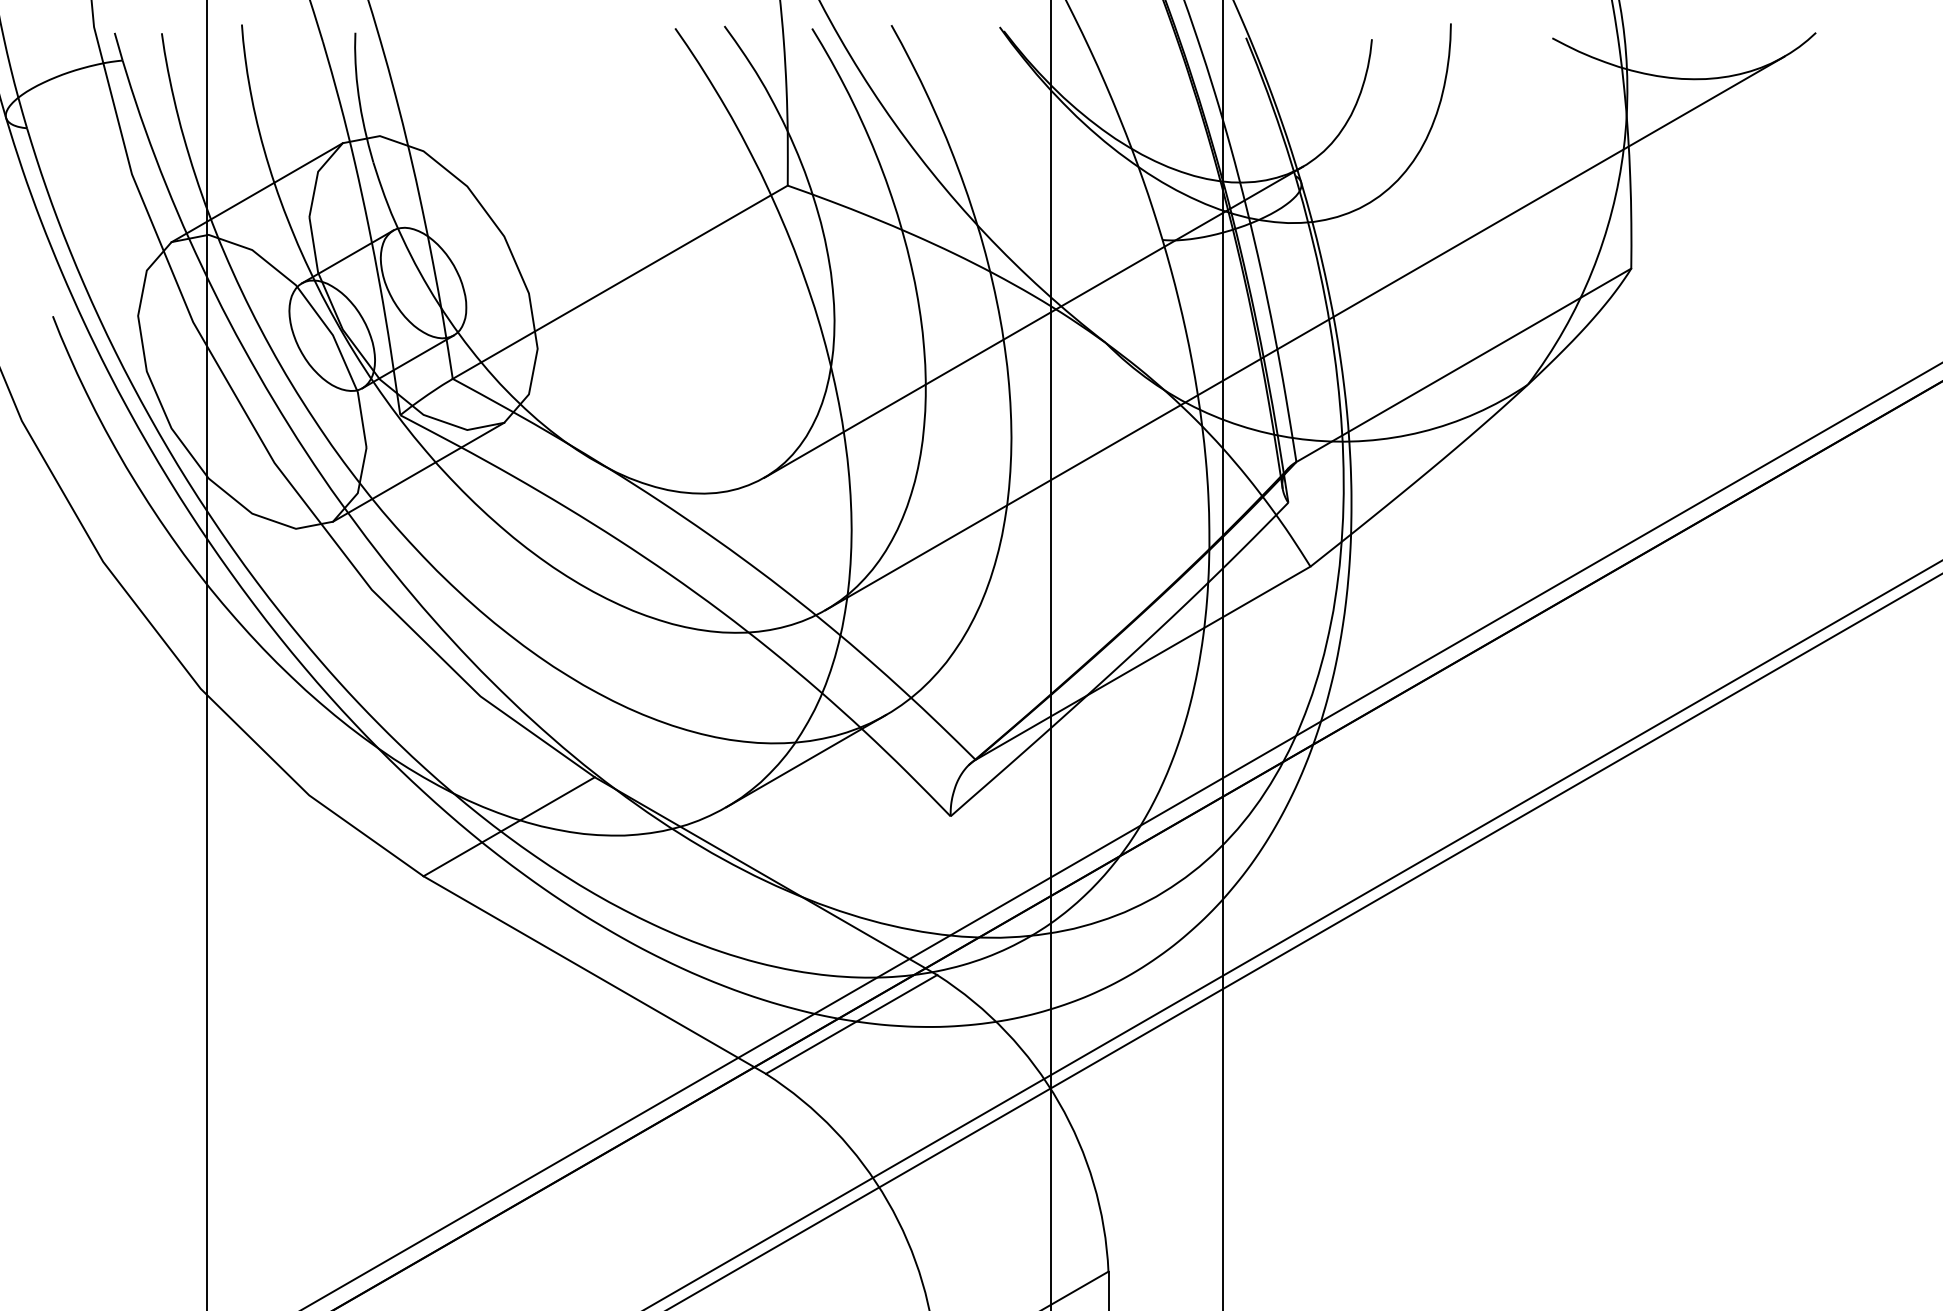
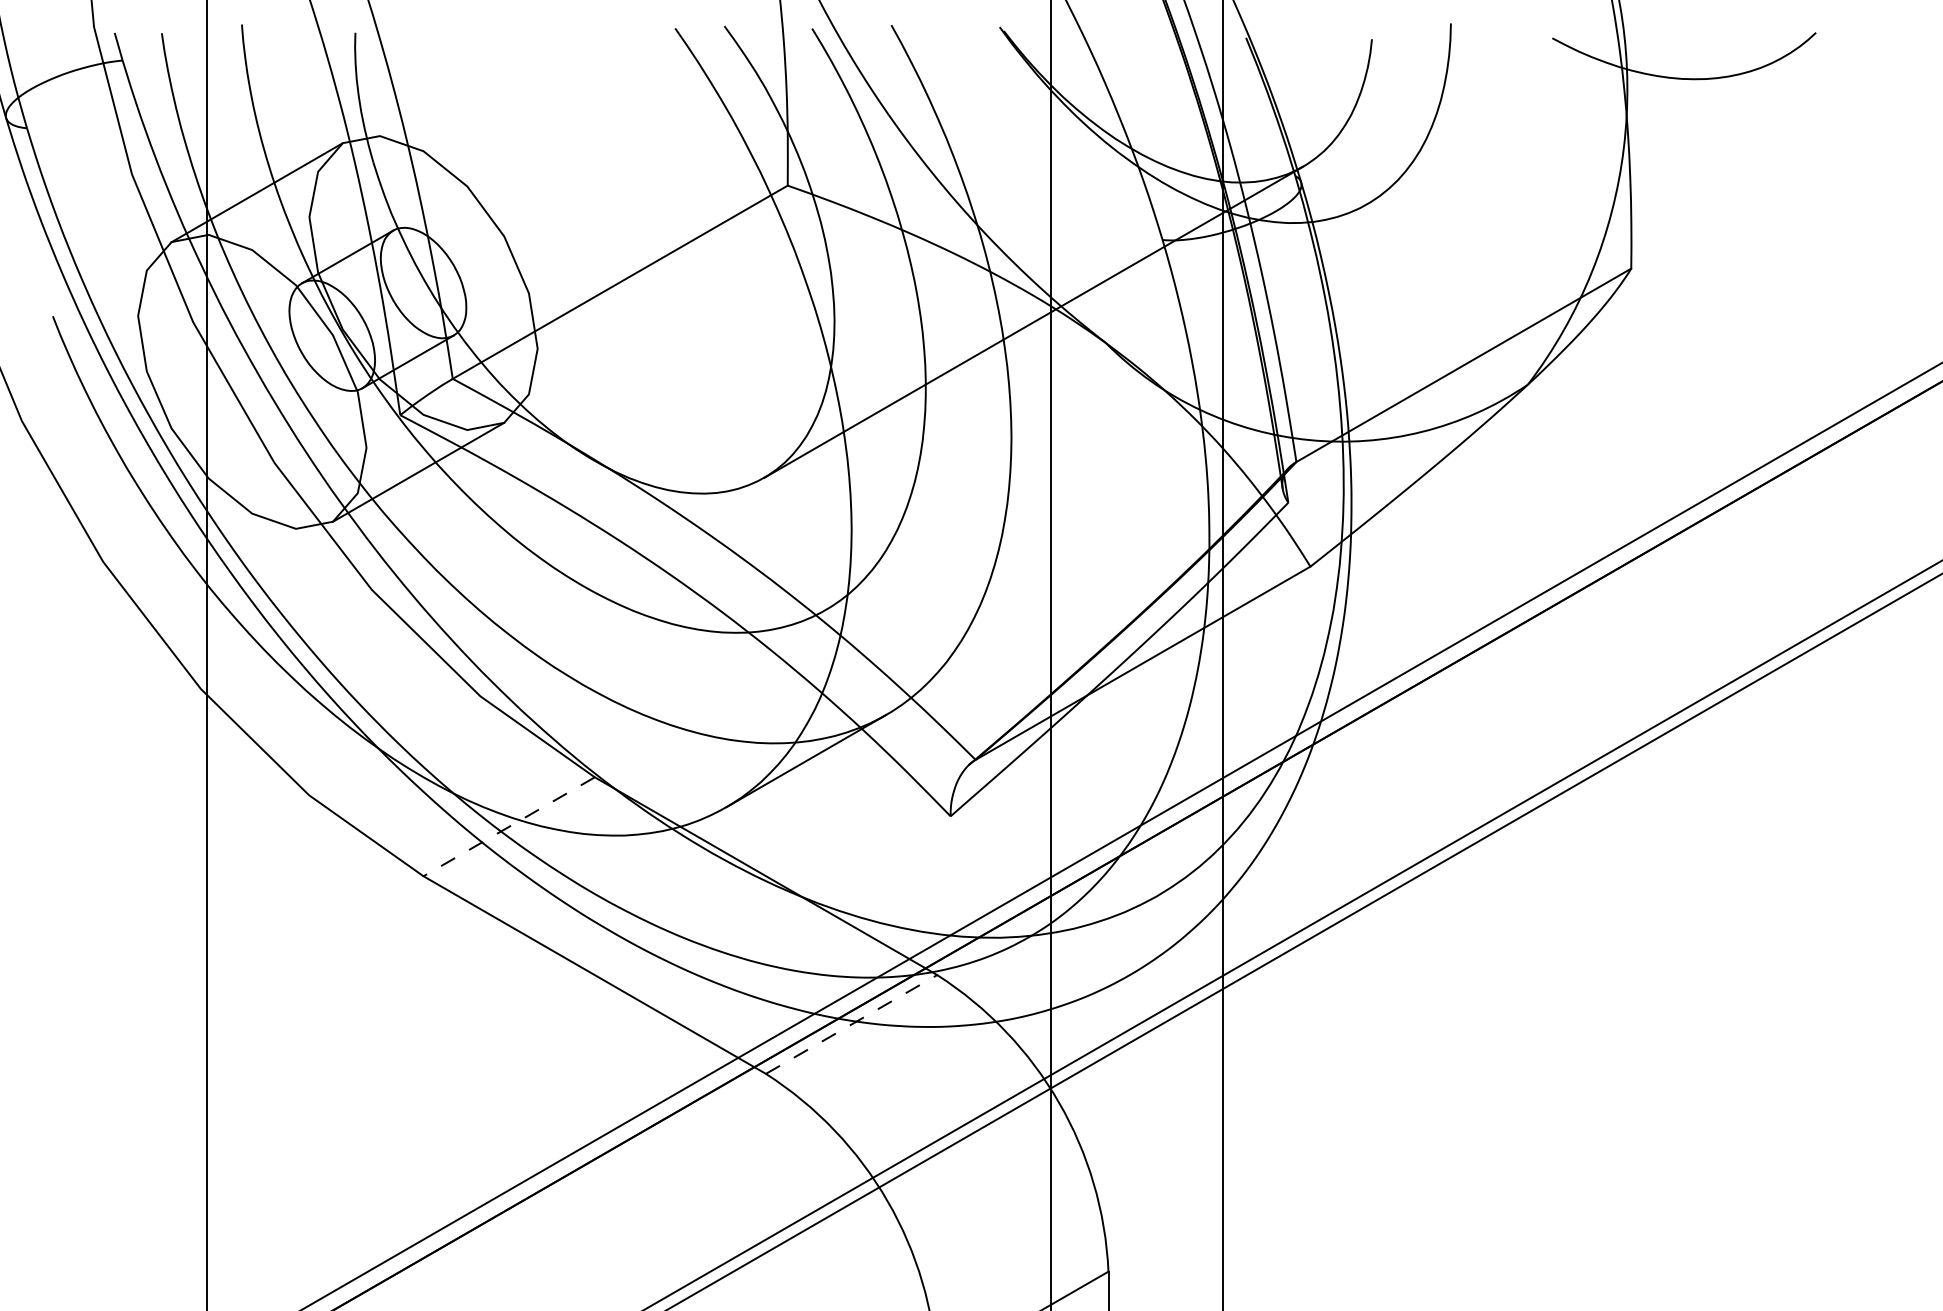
line: present -> none (1304, 333)
line: solid -> dashed (509, 826)
line: solid -> dashed (851, 1024)
